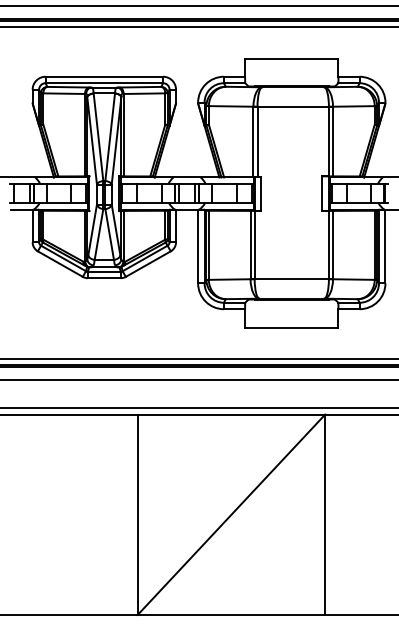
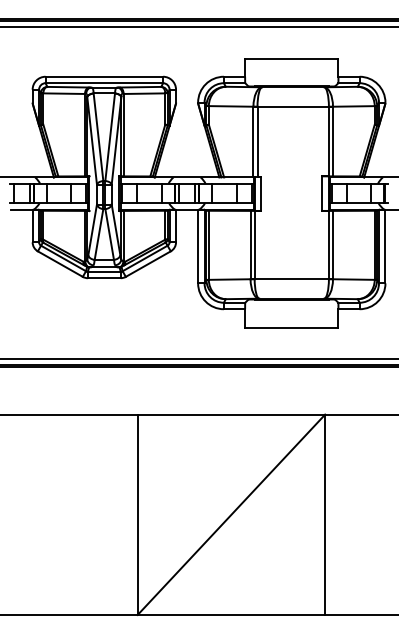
line: present -> none (198, 6)
line: present -> none (198, 379)
line: present -> none (198, 408)
